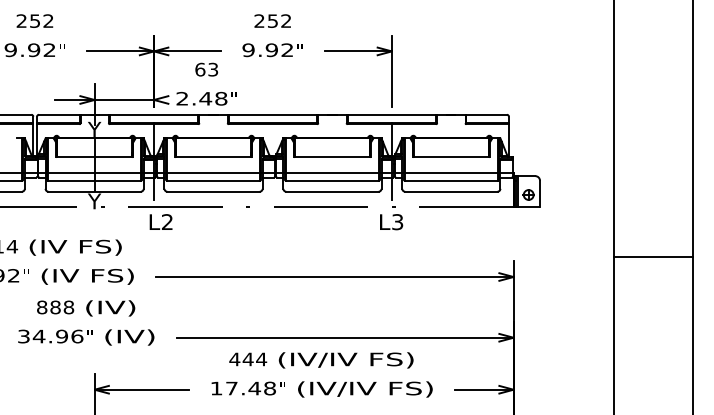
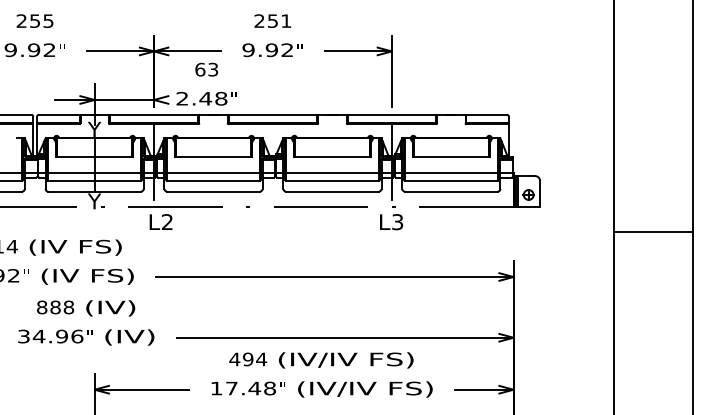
text: 252 -> 255 (48, 20)
text: 252 -> 251 (286, 20)
line position: (652, 257) -> (652, 232) (652, 232)
text: 444 -> 494 (247, 359)
